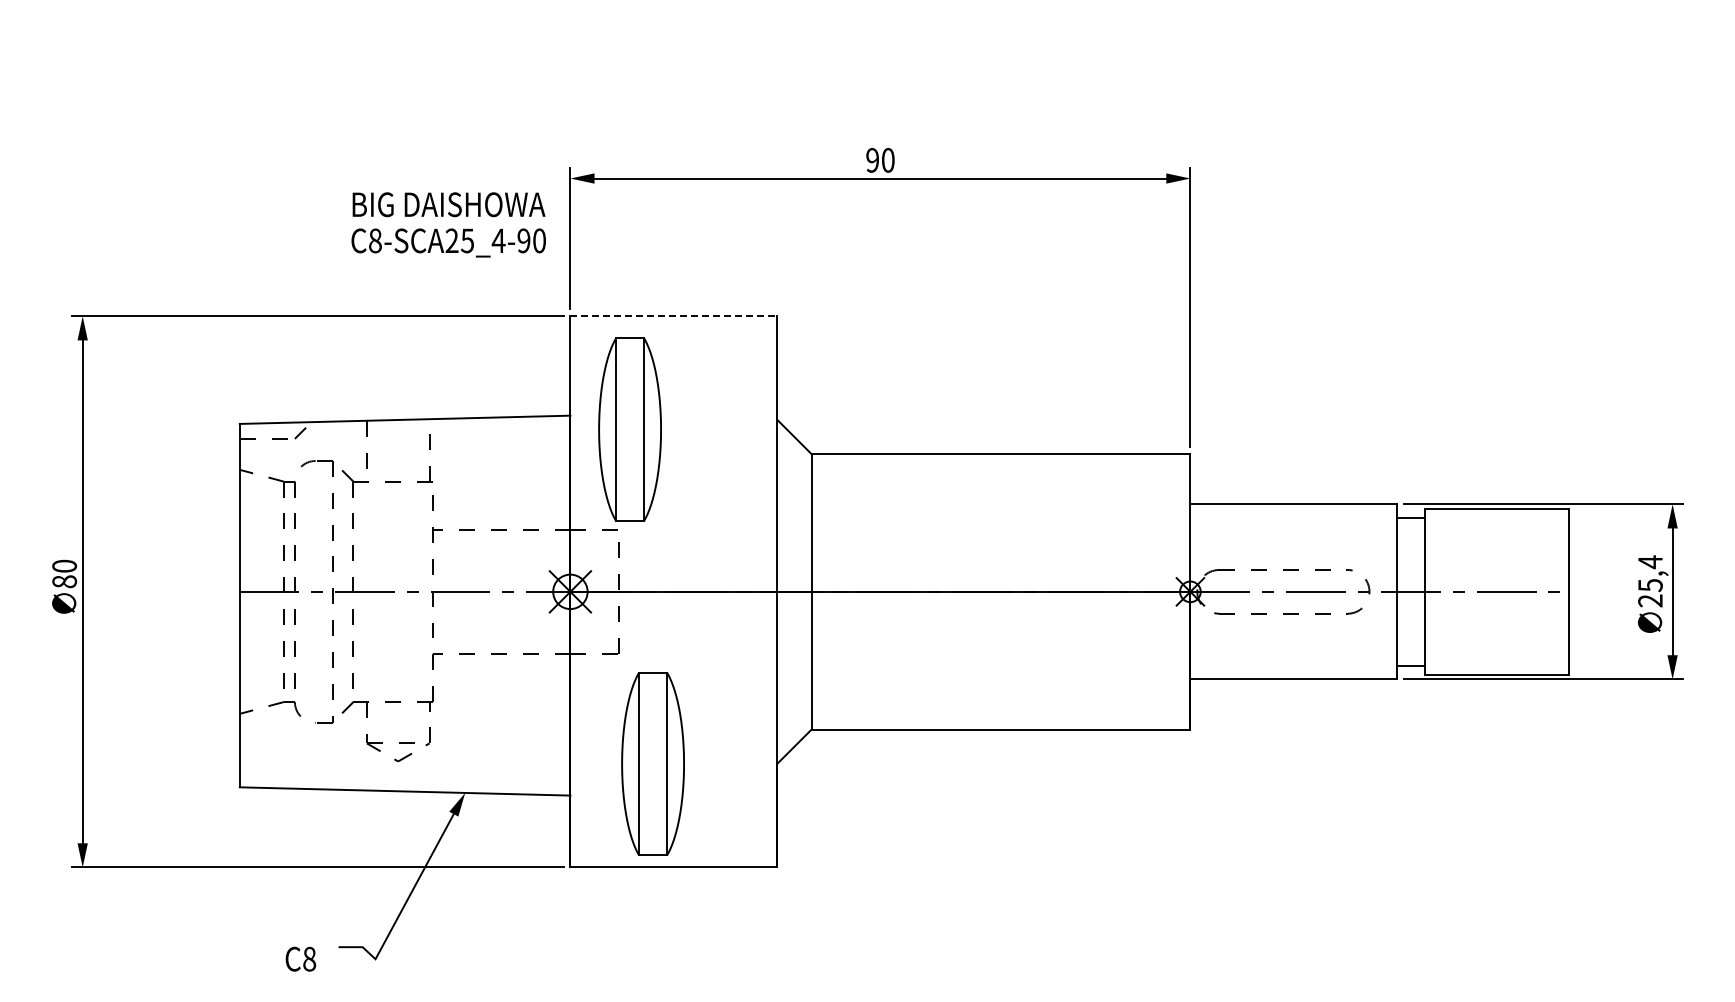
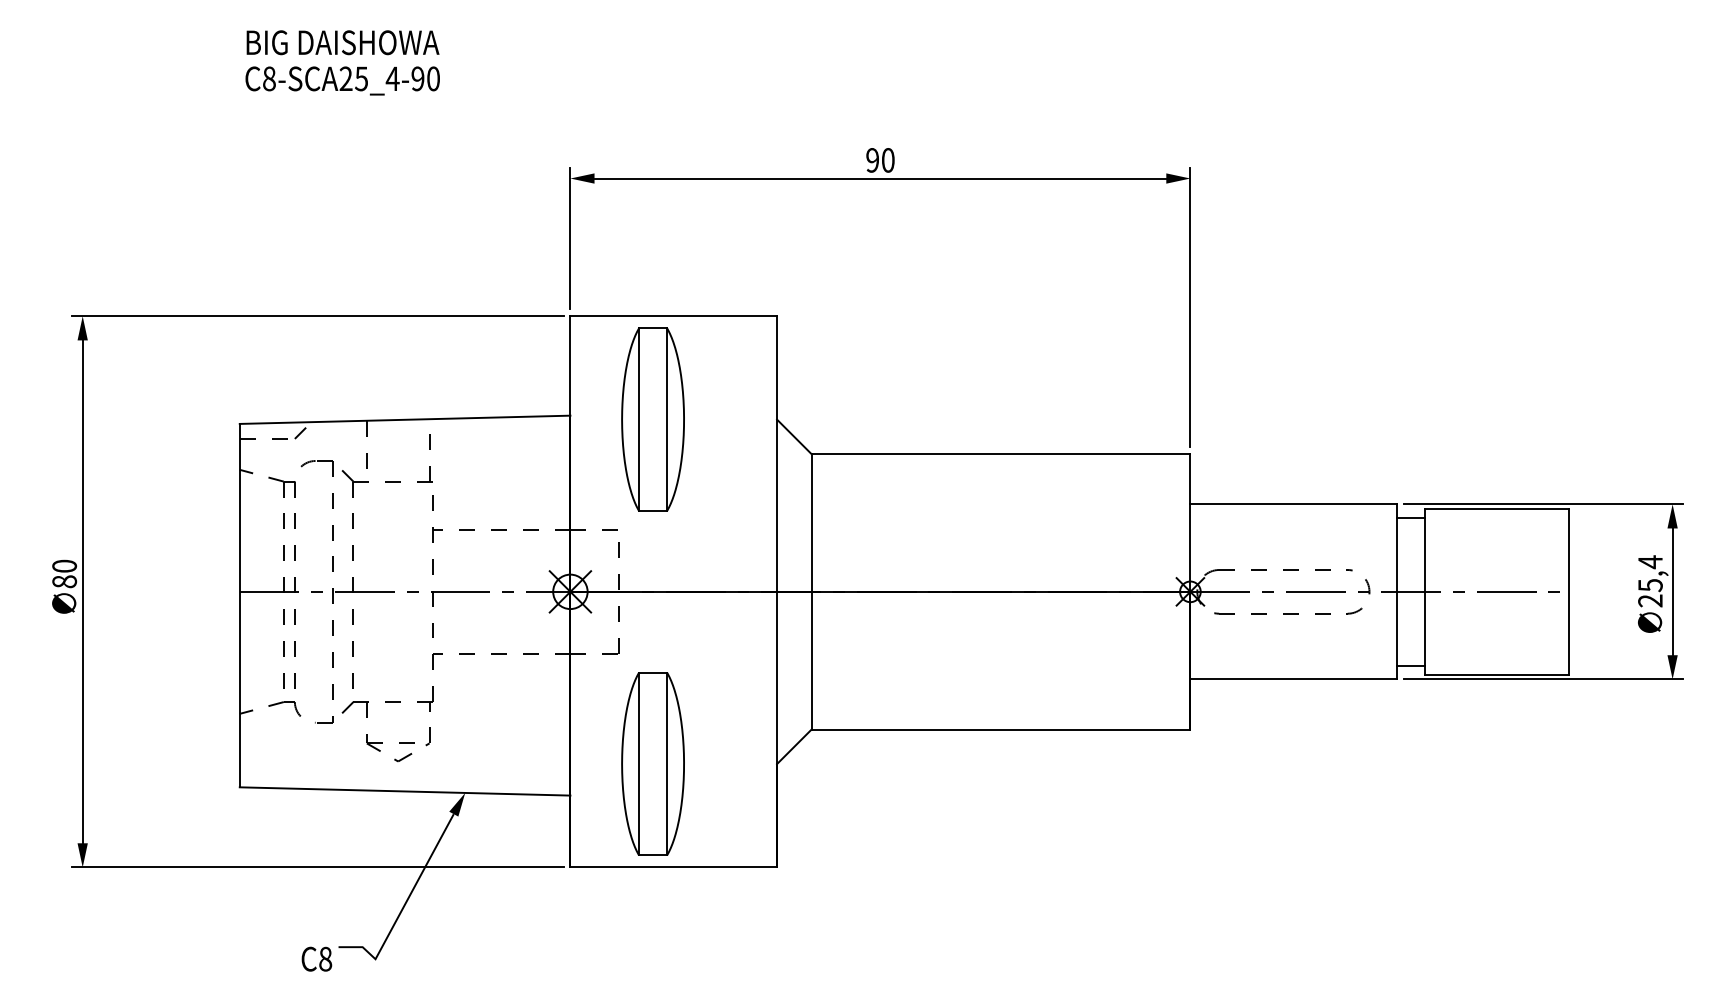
text position: (448, 224) -> (342, 62) (342, 62)
line: dashed -> solid (674, 316)
part position: (629, 429) -> (652, 419) (652, 419)
text position: (300, 958) -> (316, 958) (316, 958)
